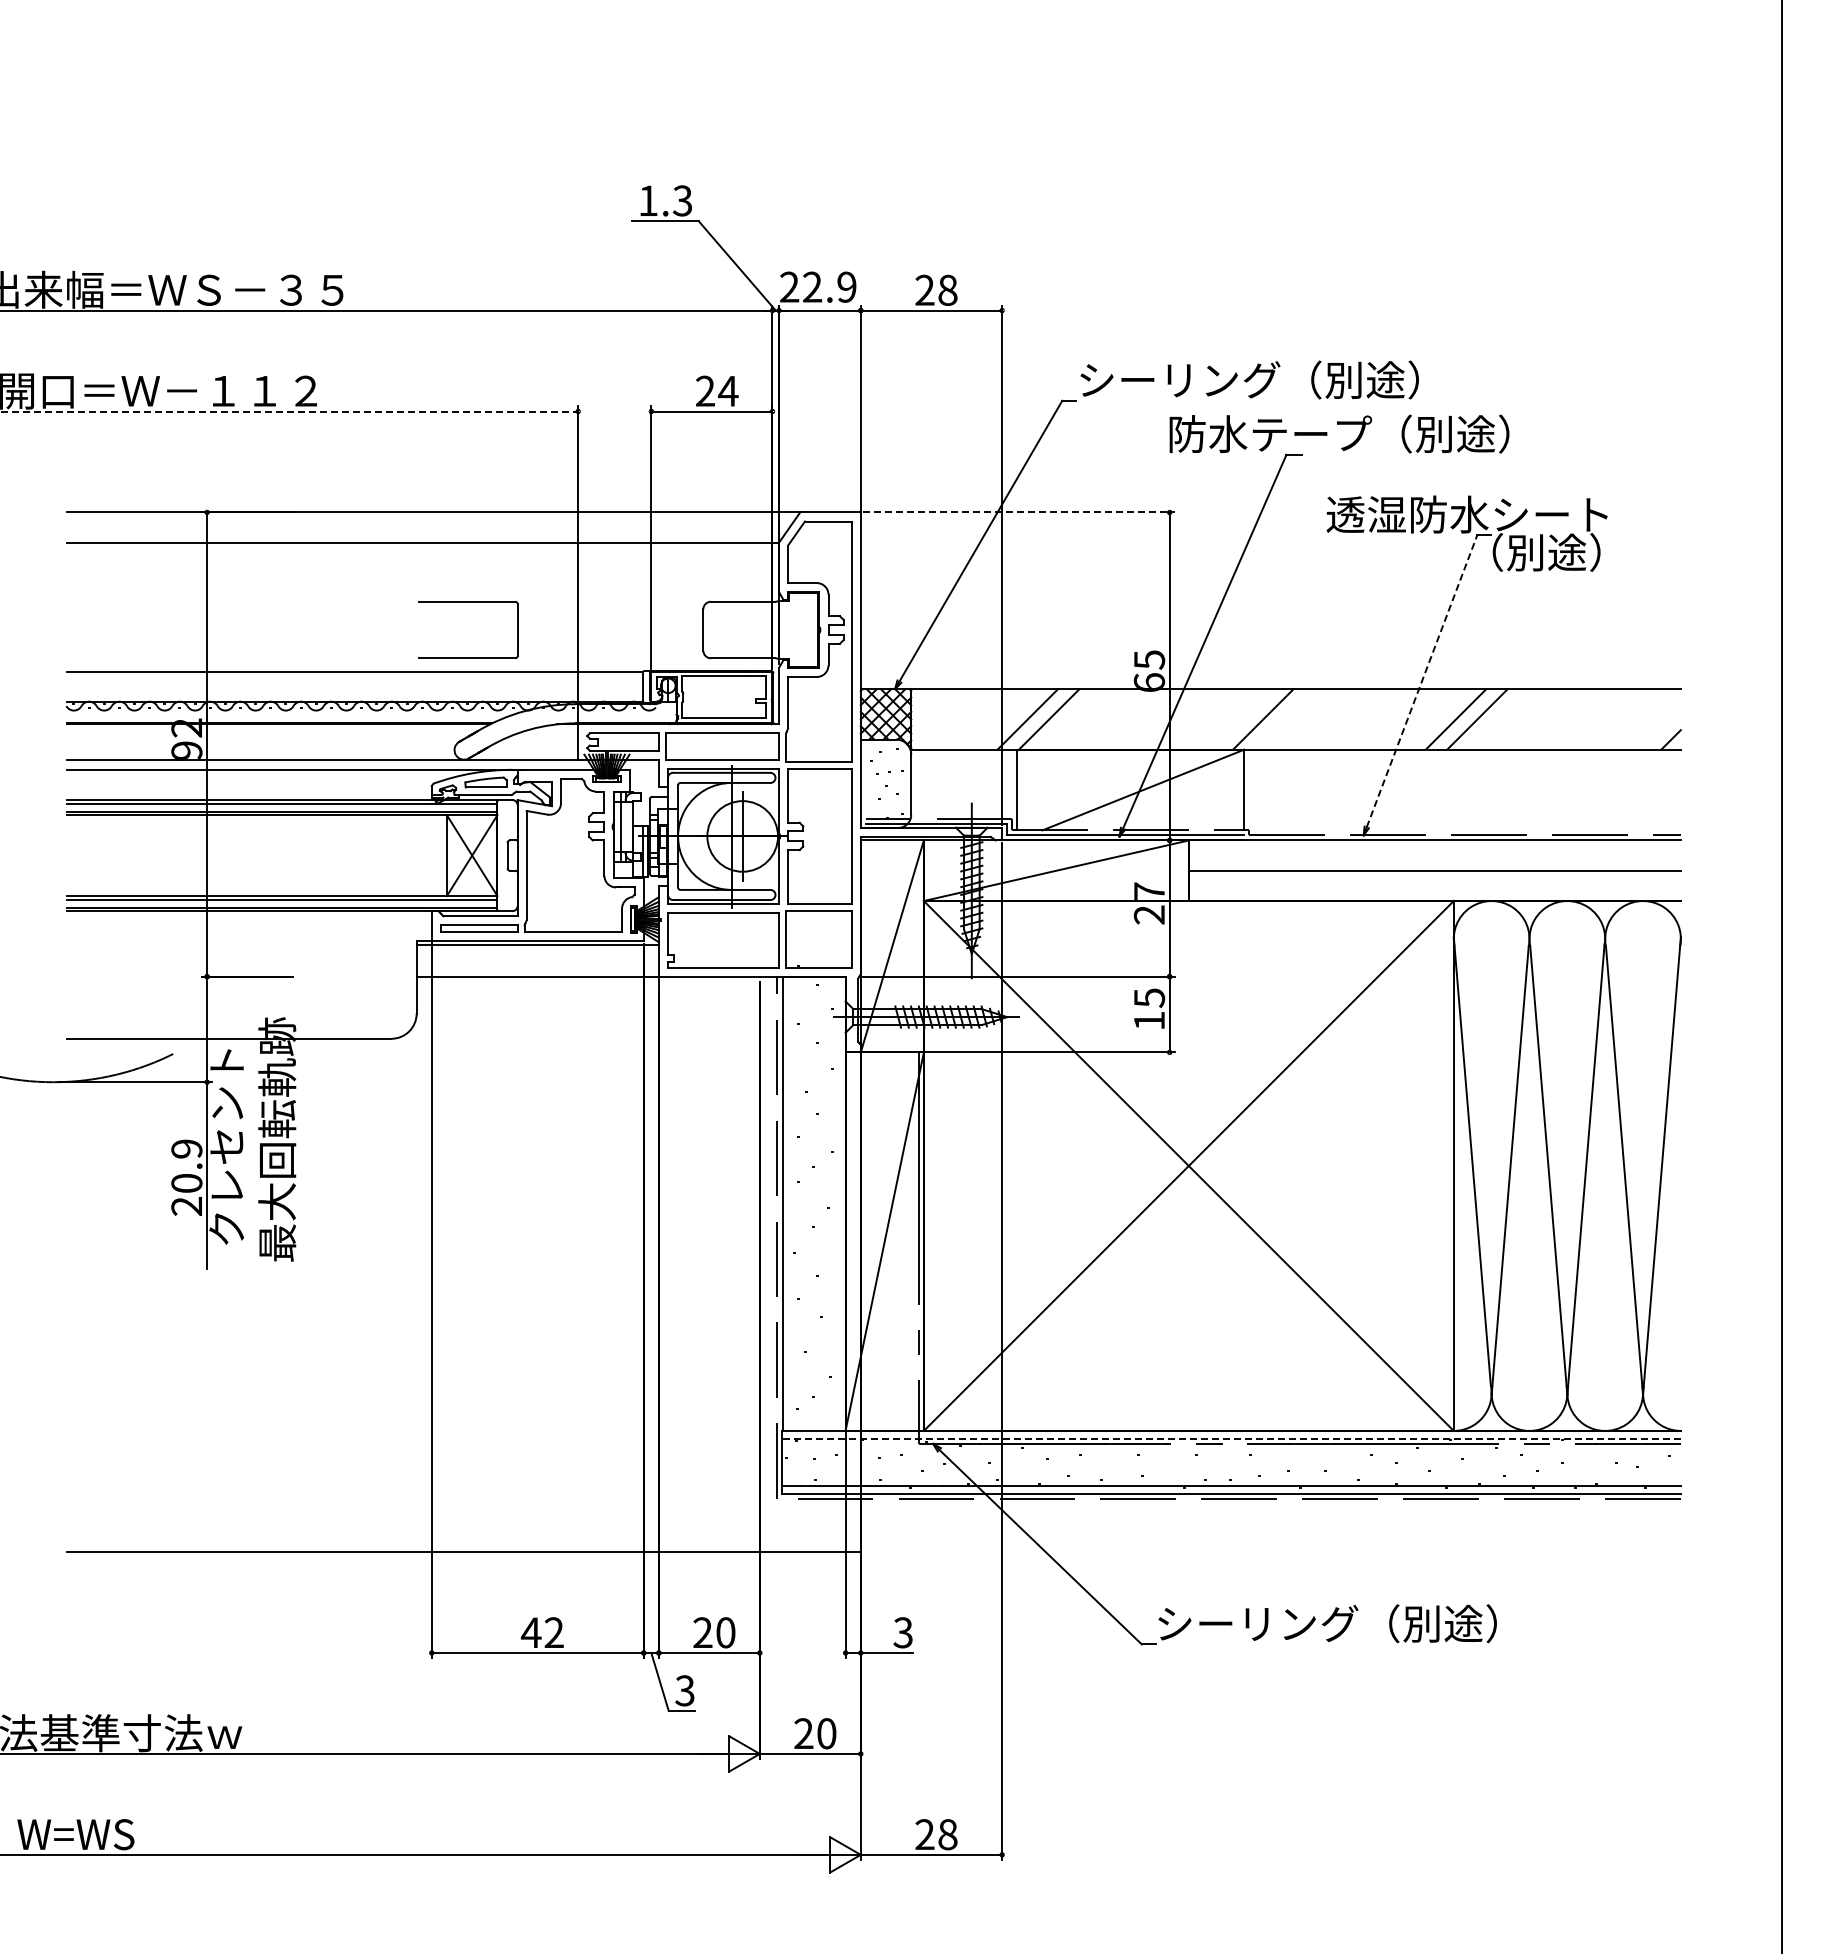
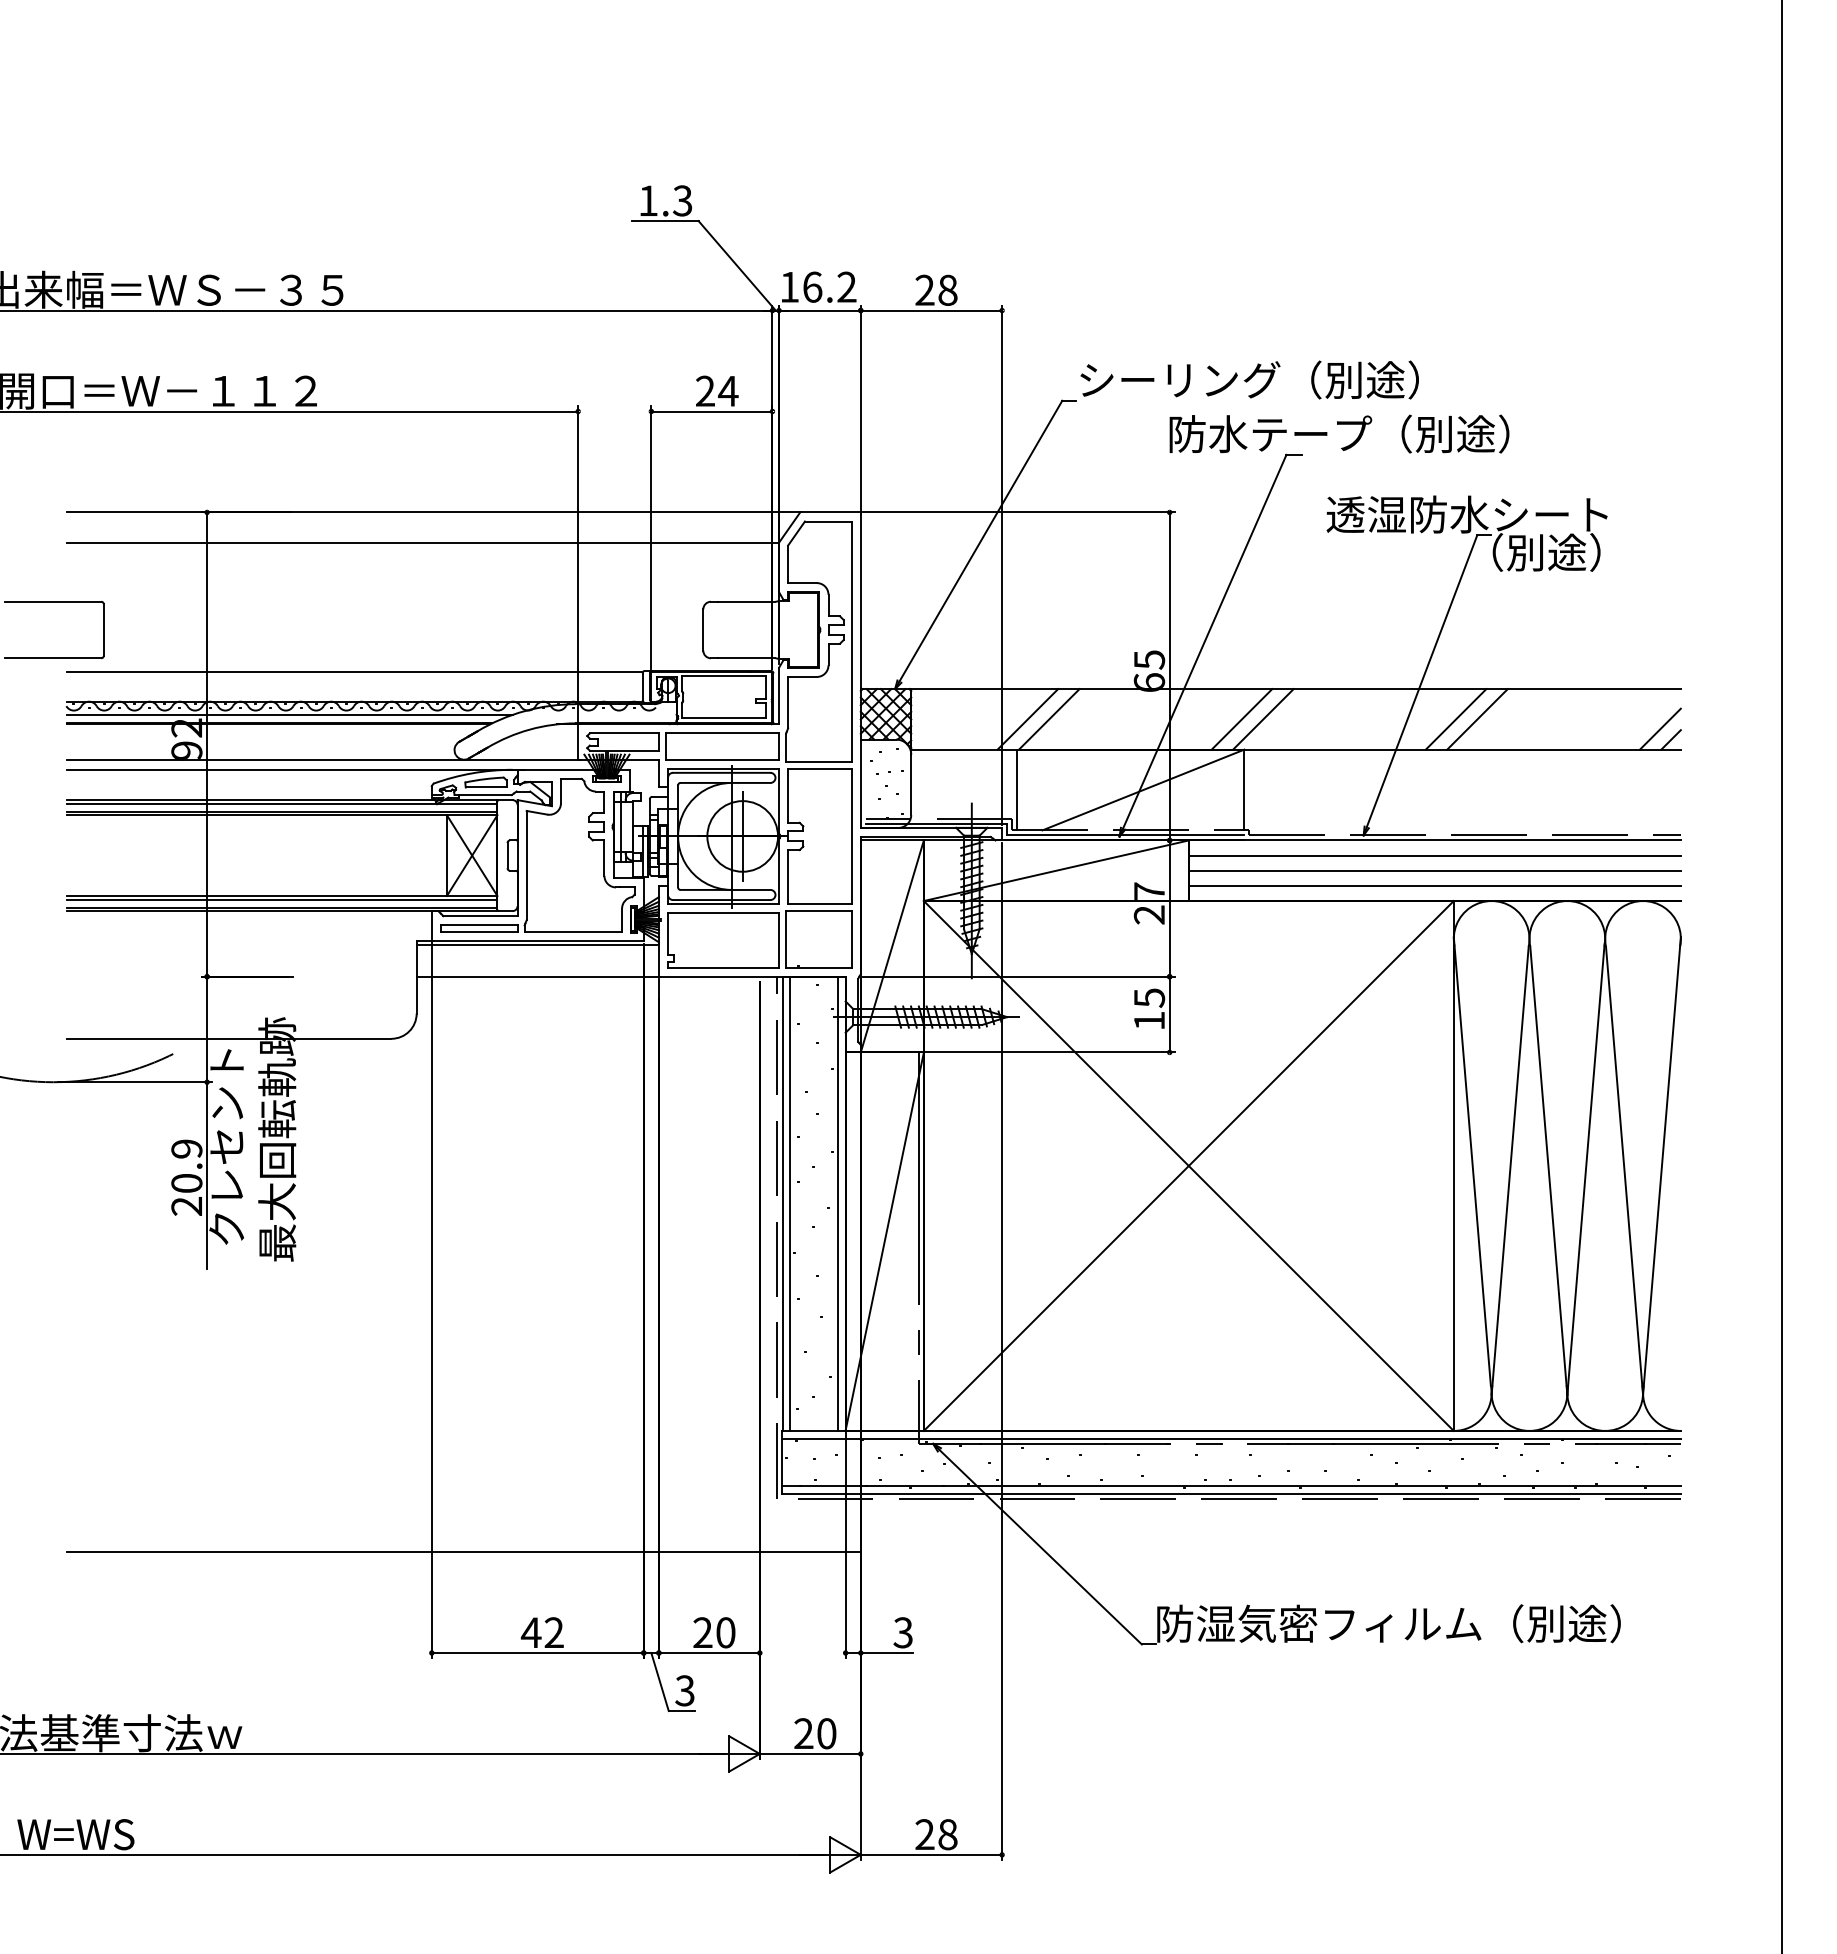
text: 22.9 -> 16.2 (818, 286)
line: dashed -> solid (289, 411)
line: dashed -> solid (1019, 512)
part position: (468, 657) -> (54, 657) (54, 657)
line: dashed -> solid (1422, 680)
line: none -> present (289, 714)
line: none -> present (1241, 719)
line: none -> present (1659, 728)
line: none -> present (1434, 855)
line: none -> present (1434, 885)
line: none -> present (790, 1203)
line: none -> present (838, 1203)
line: dashed -> solid (1231, 1438)
text: シーリング（別途） -> 防湿気密フィルム（別途） (1388, 1623)
